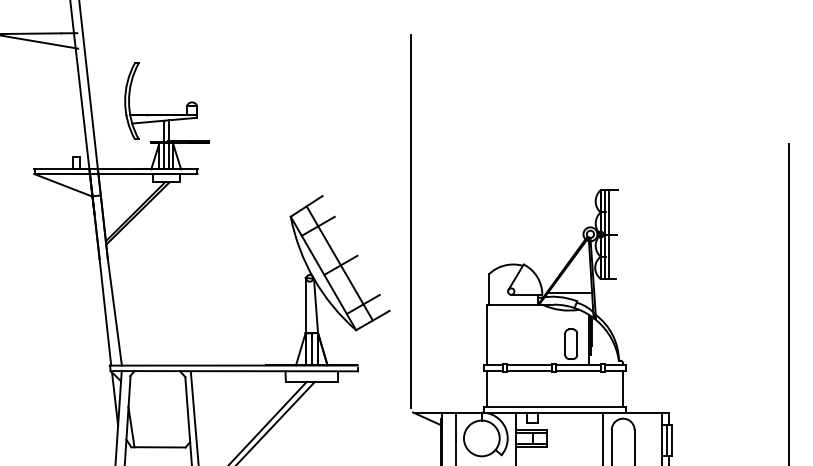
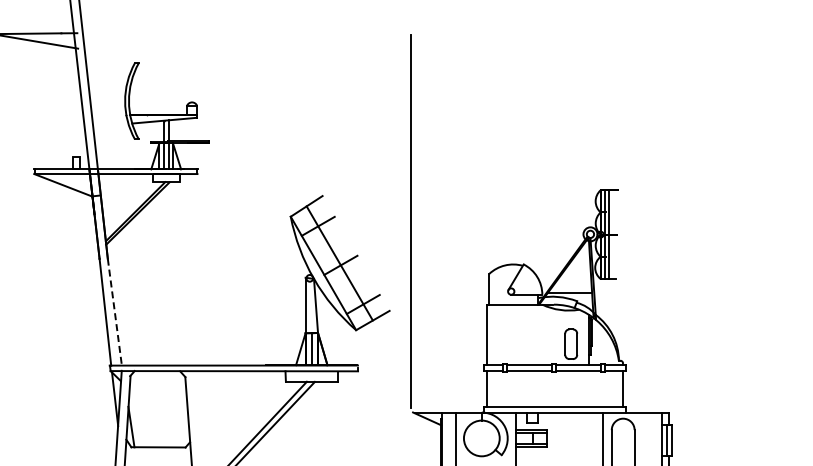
line: present -> none (788, 303)
line: solid -> dashed (114, 312)
line: present -> none (194, 416)
